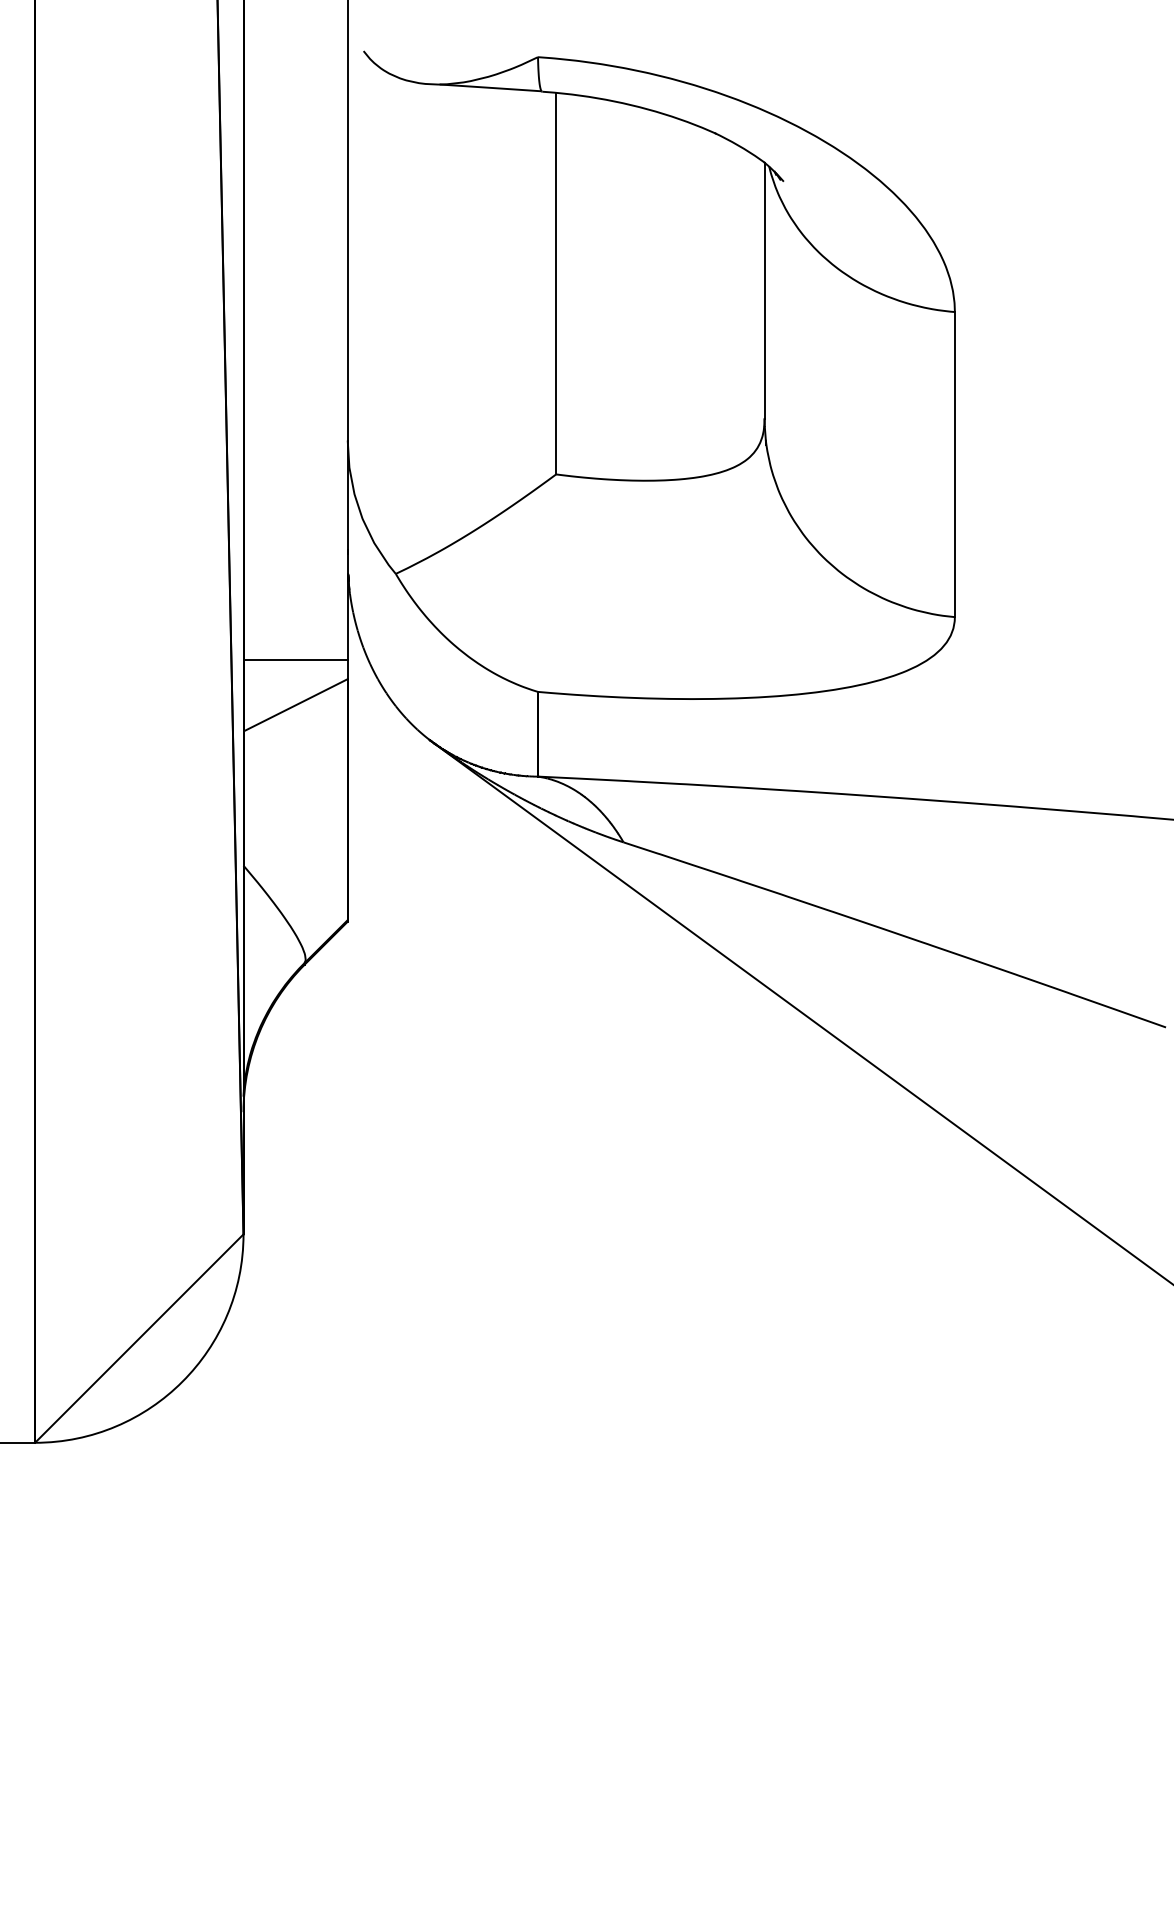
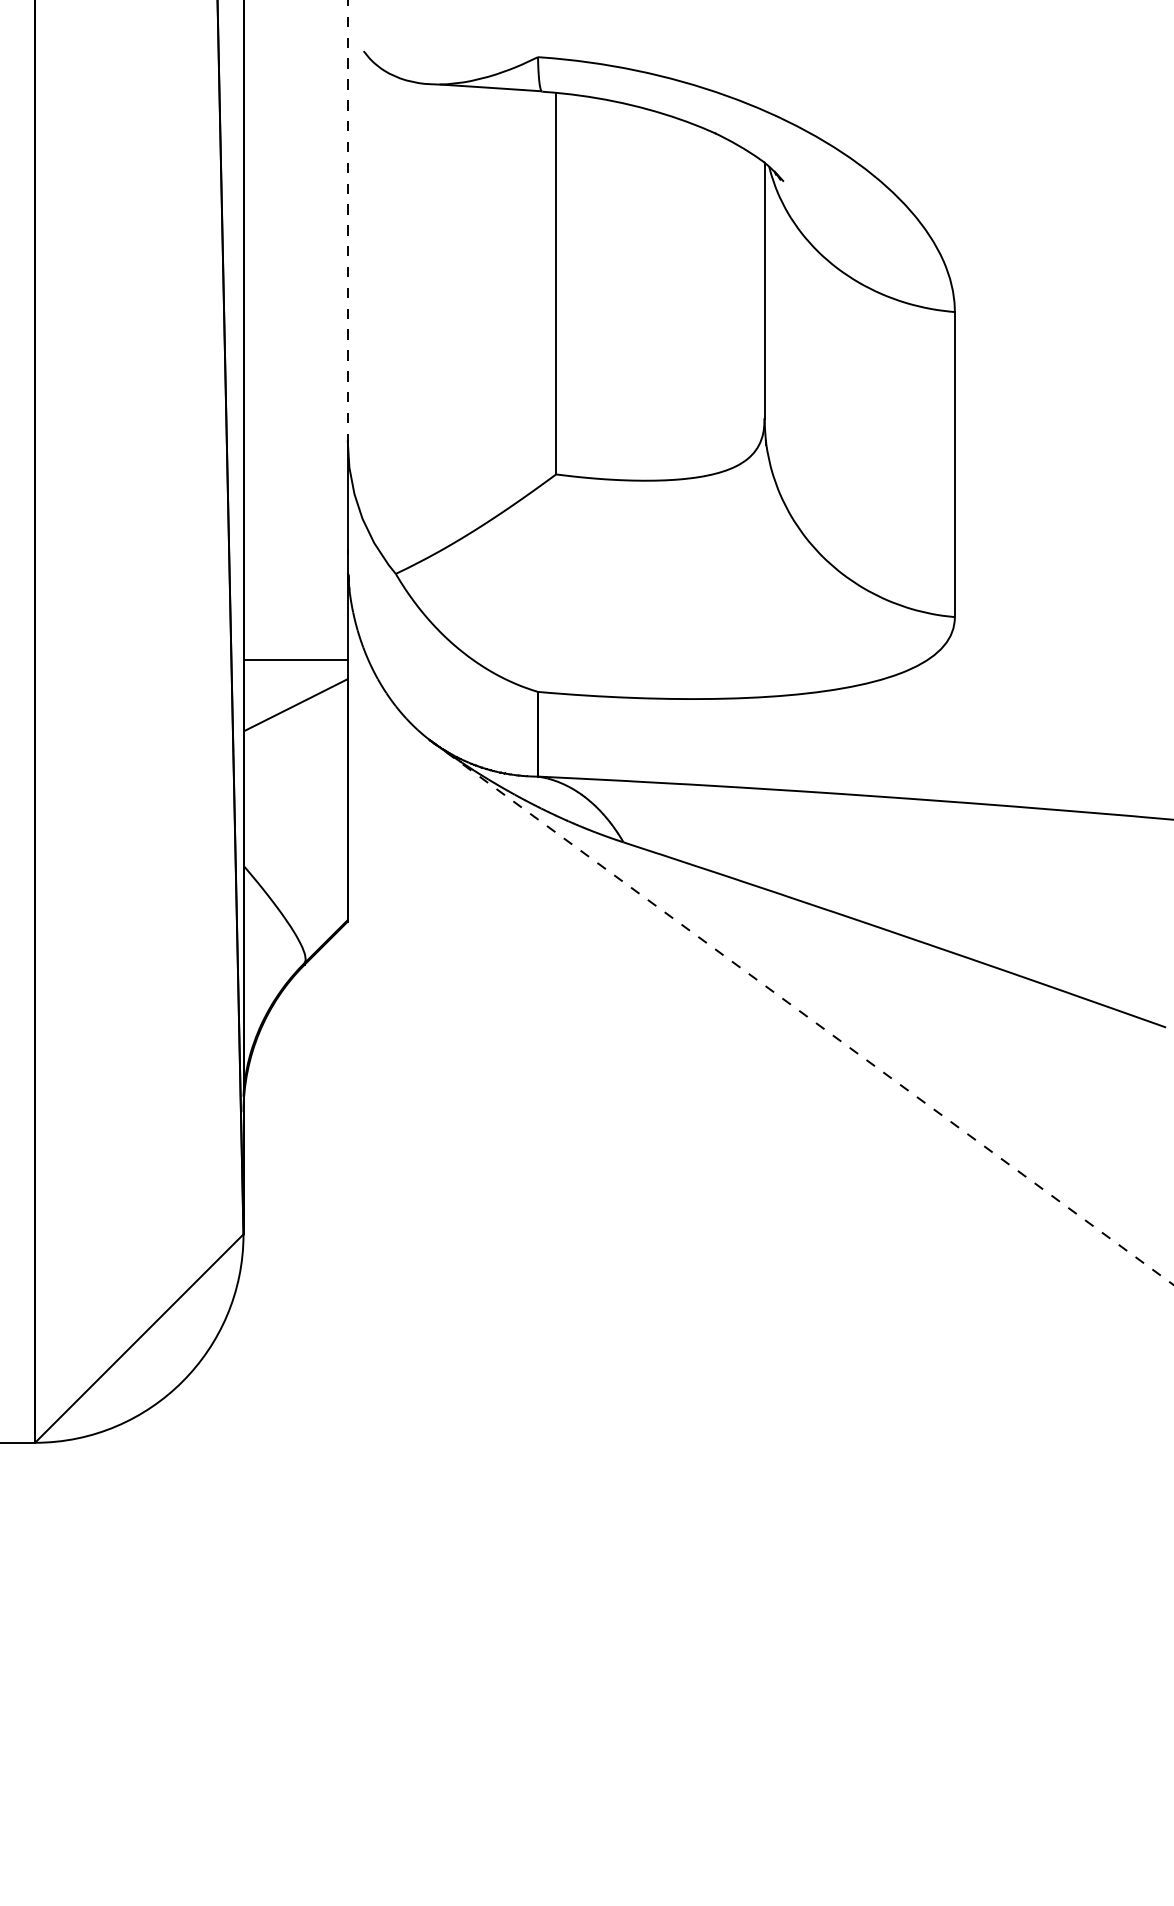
line: solid -> dashed (347, 220)
line: solid -> dashed (804, 1014)
